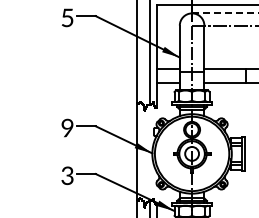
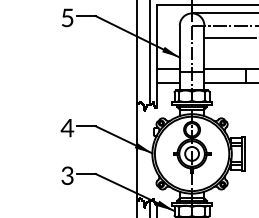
line: dashed -> solid (225, 13)
line: none -> present (229, 37)
text: 9 -> 4 (67, 127)
